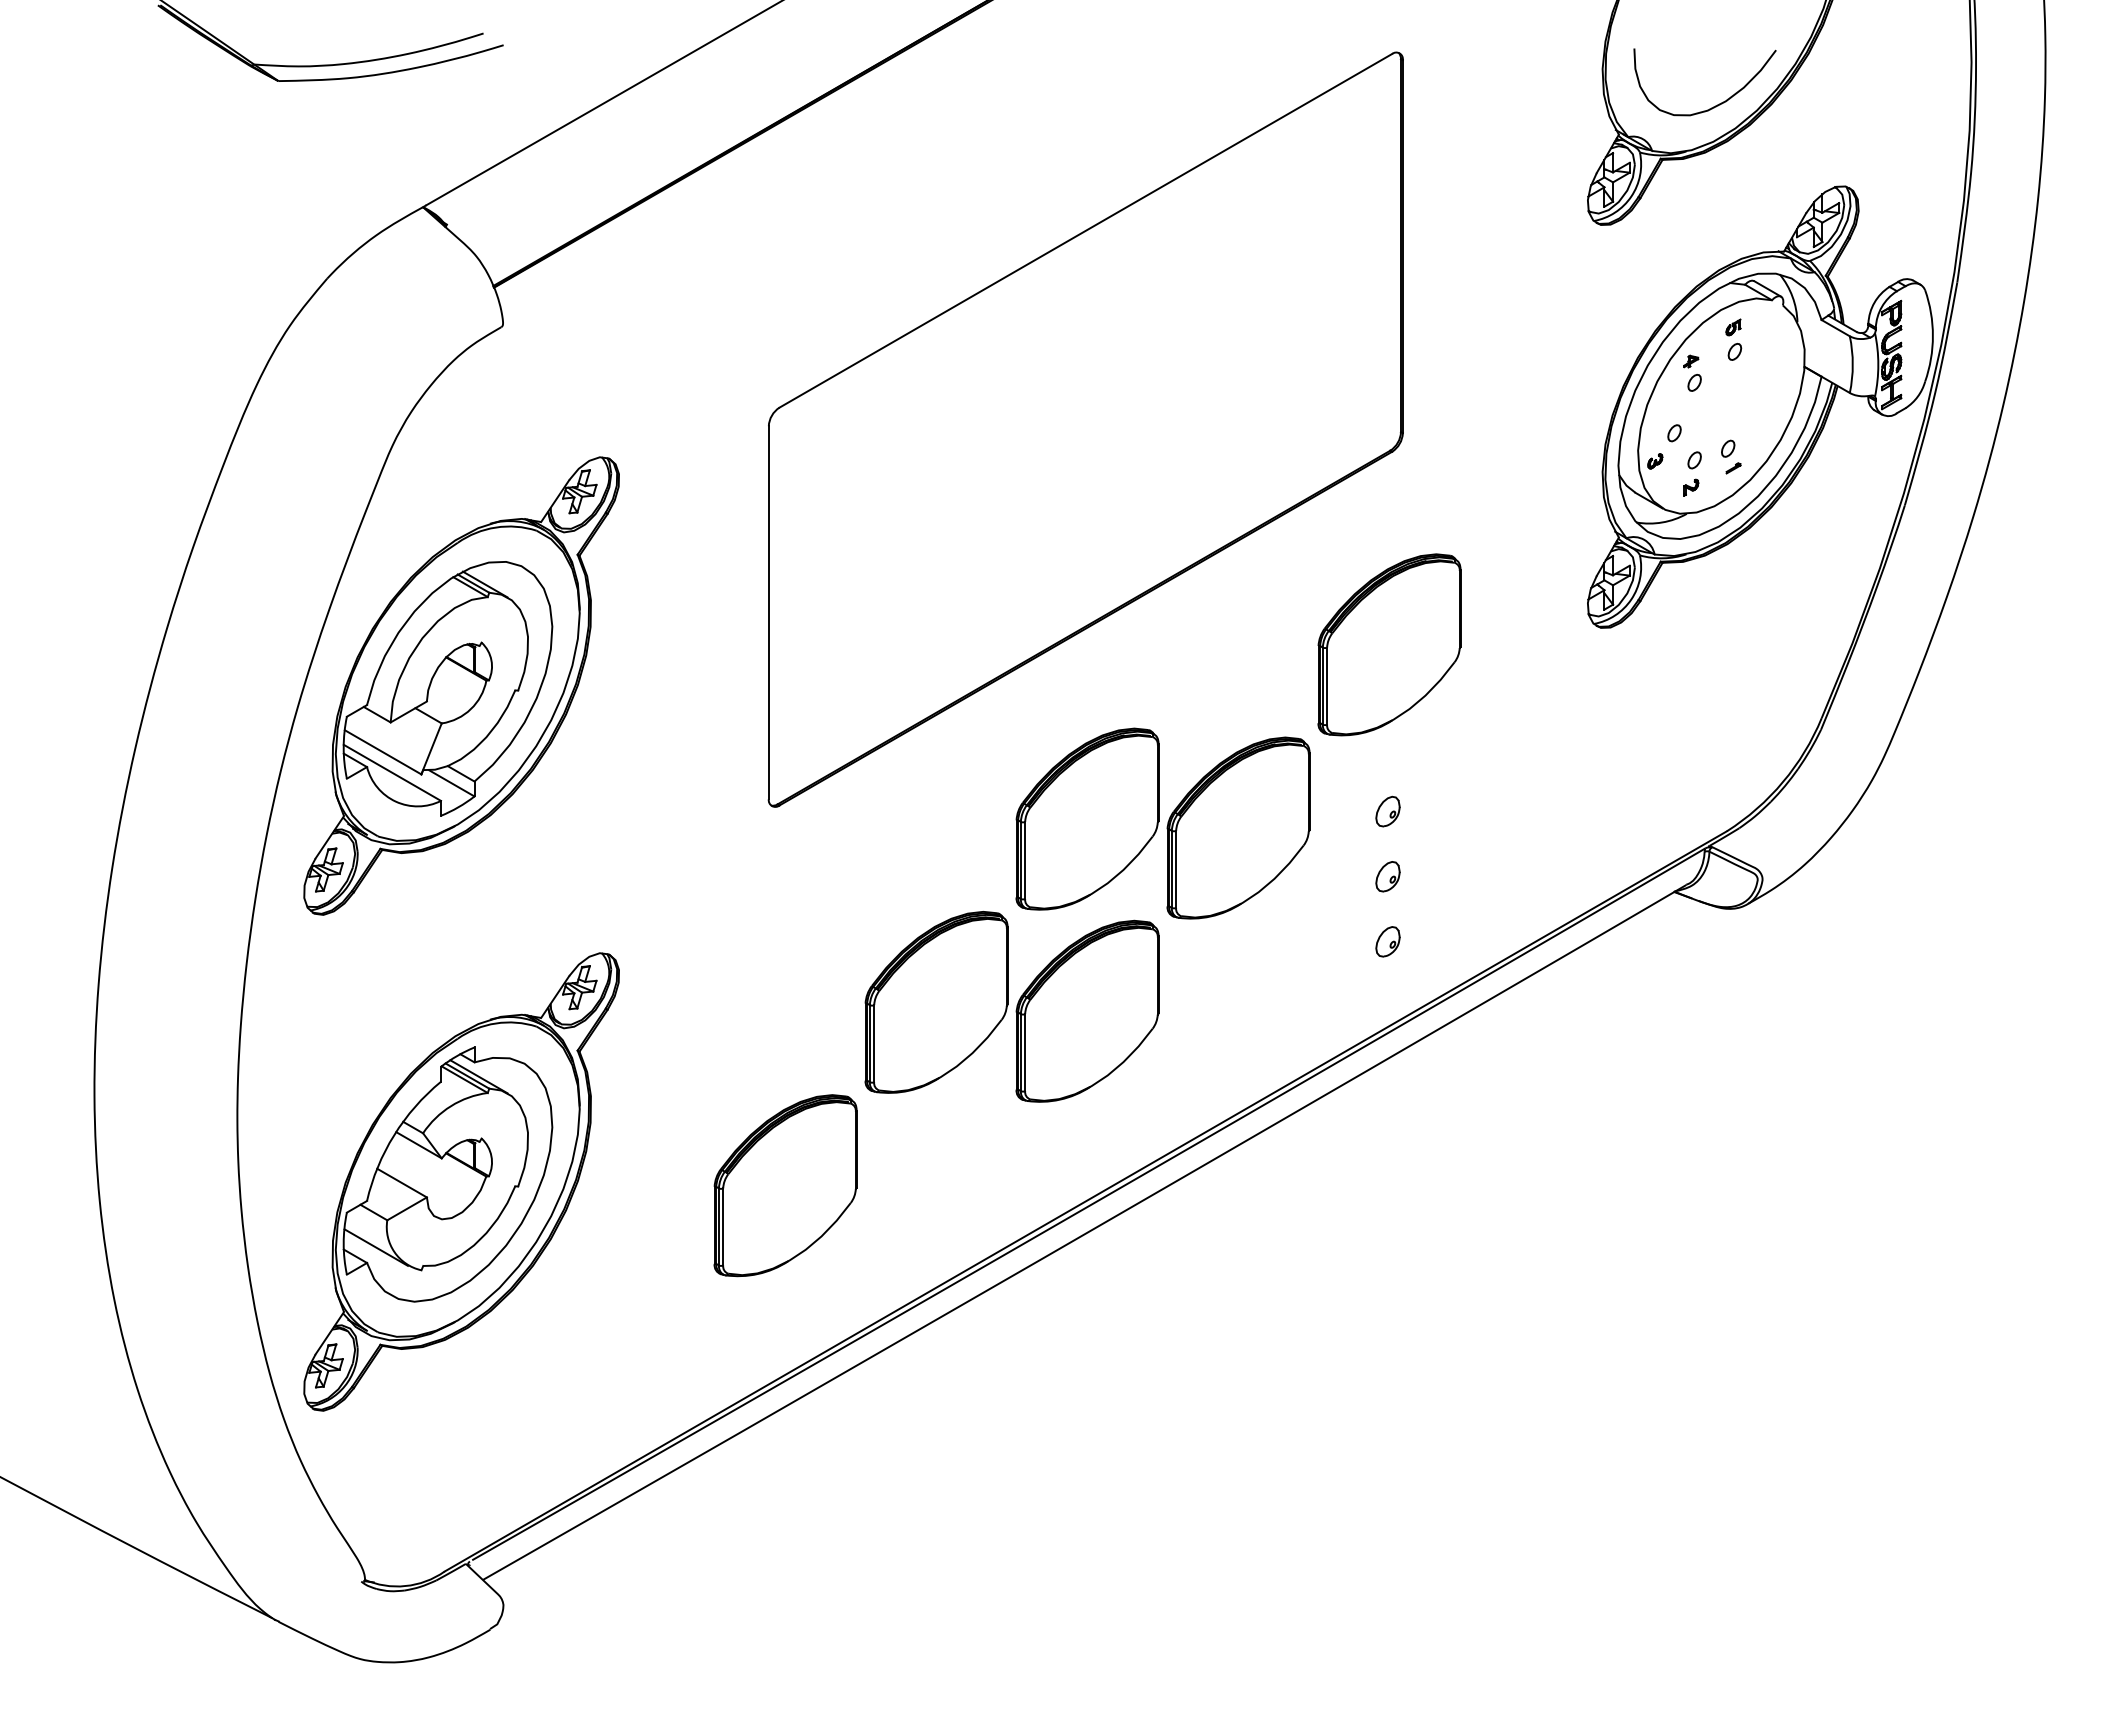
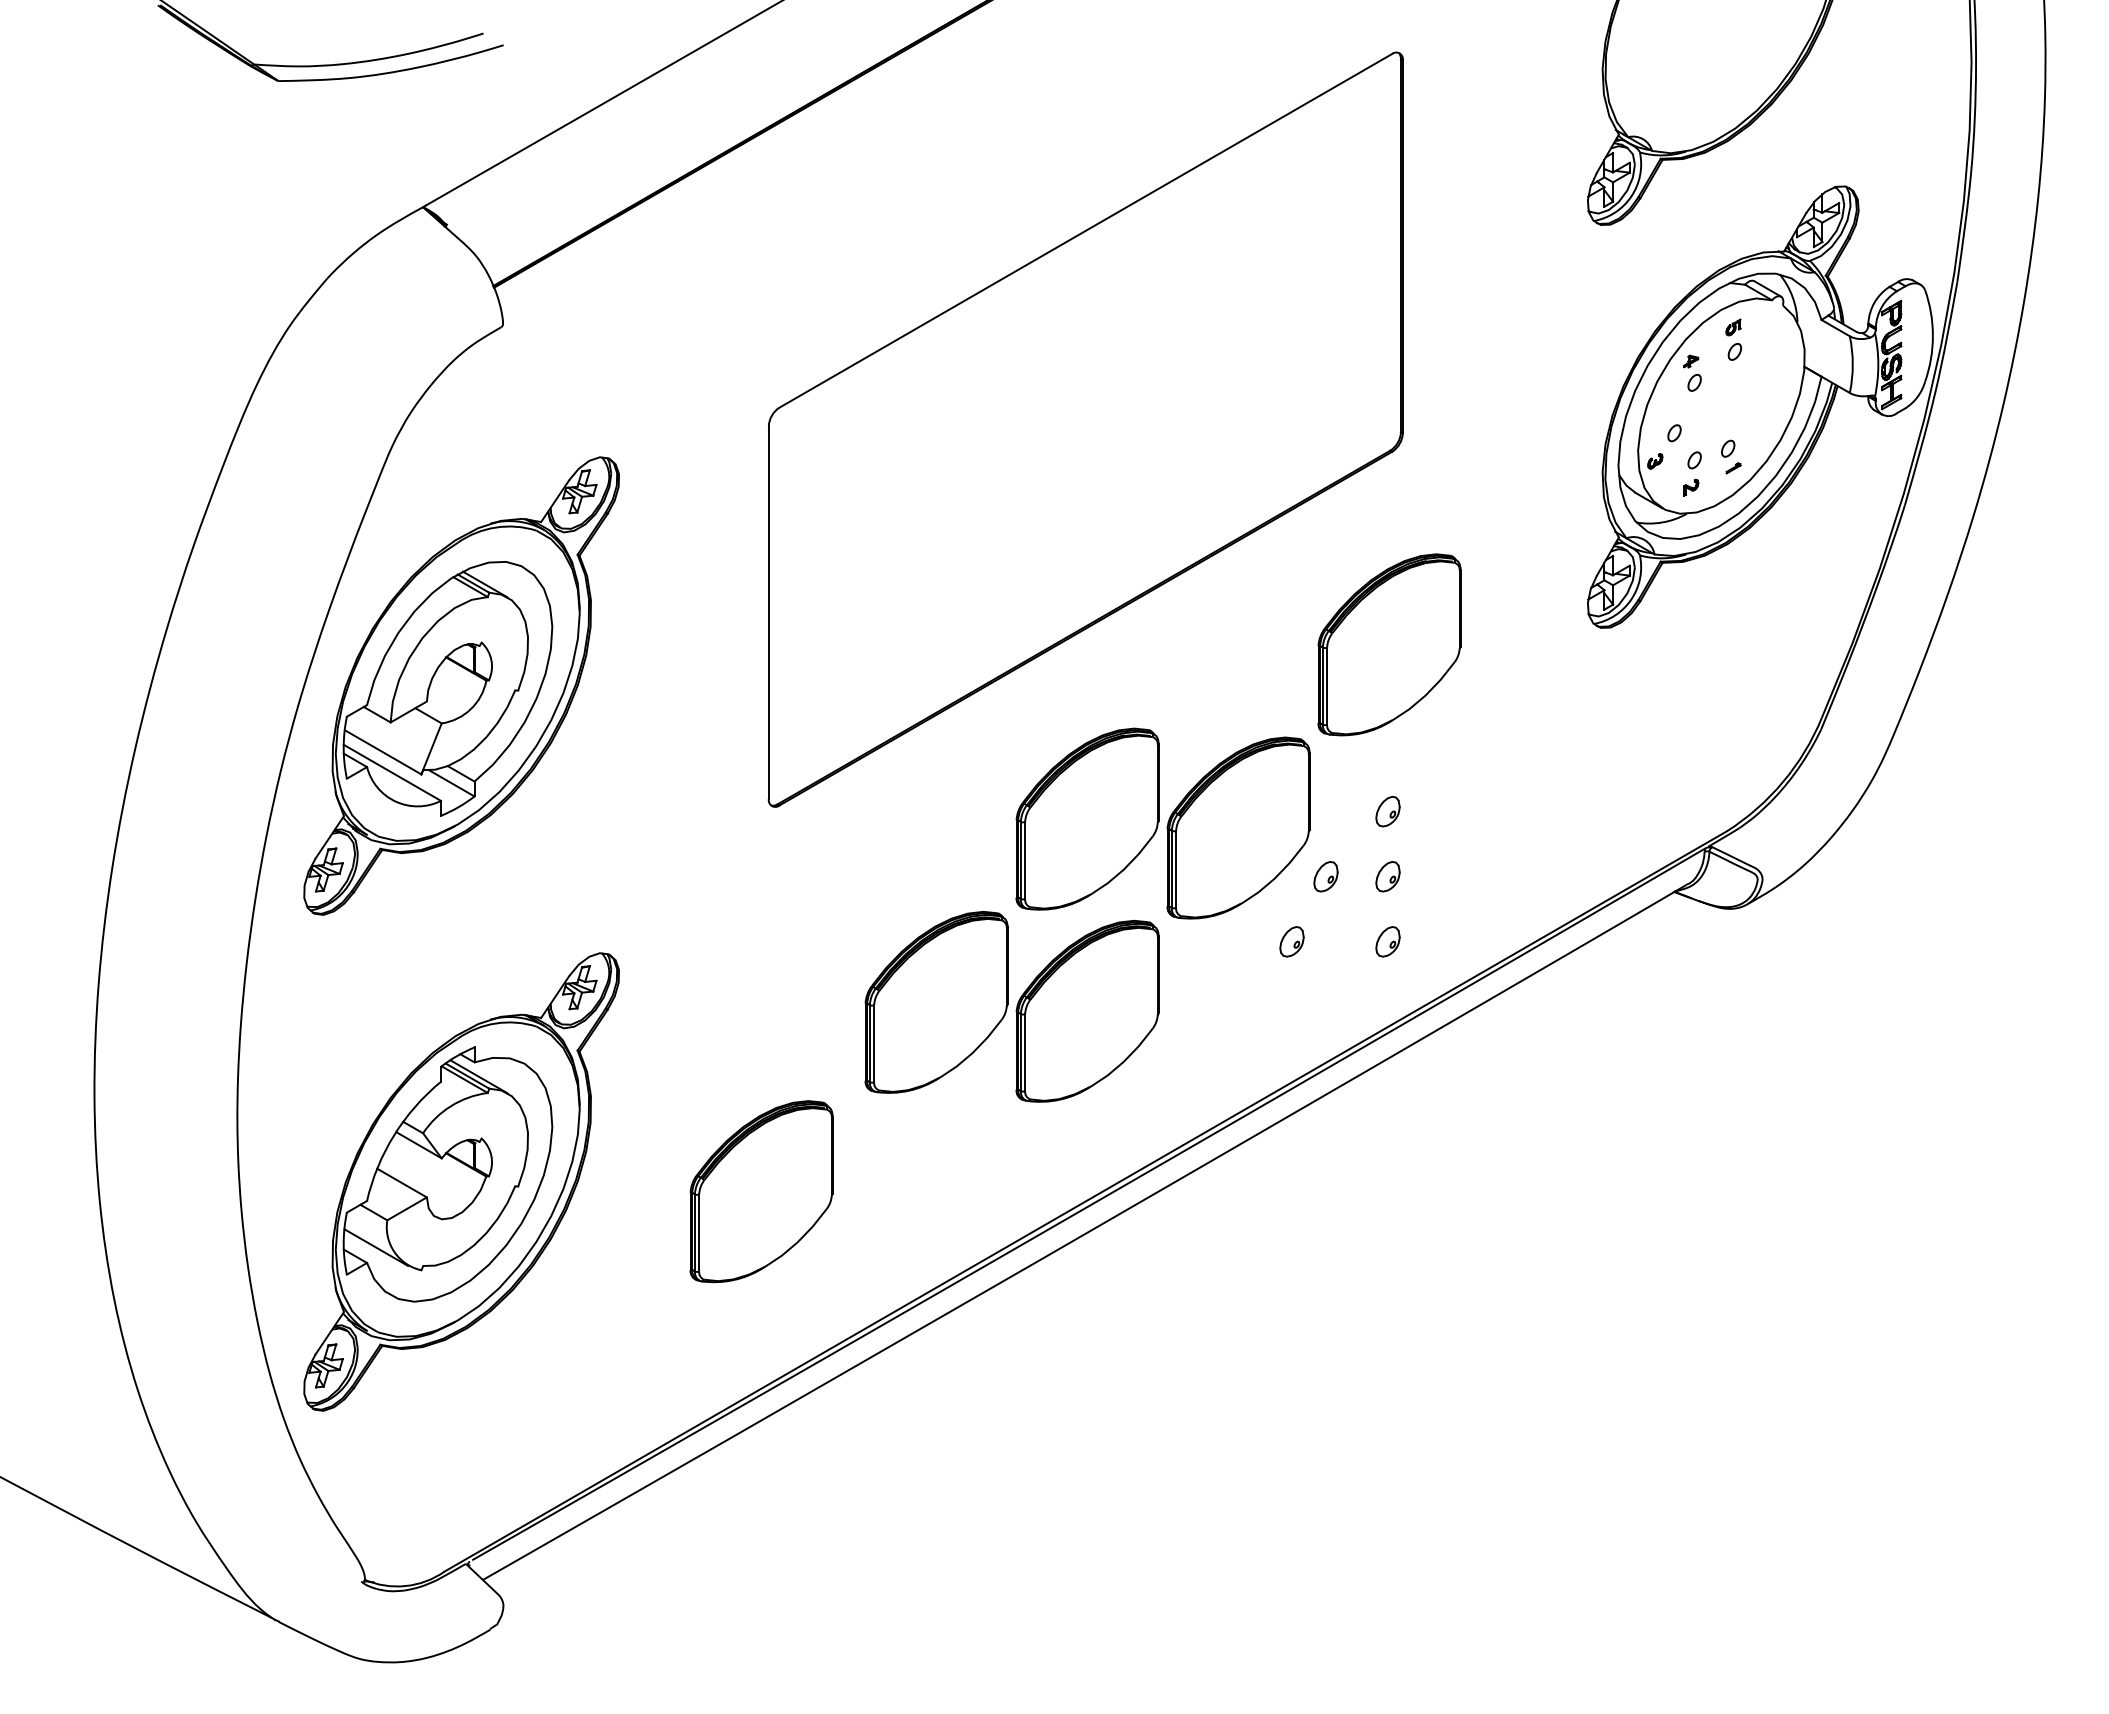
curve: present -> none (1715, 105)
part: none -> present (1325, 876)
part: none -> present (1291, 941)
part position: (785, 1185) -> (761, 1191) (761, 1191)
